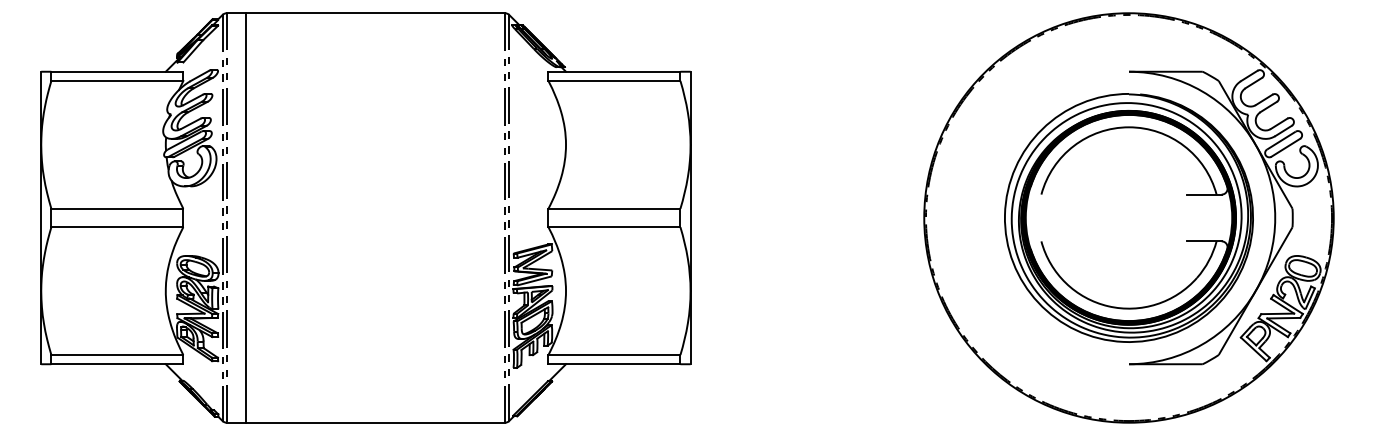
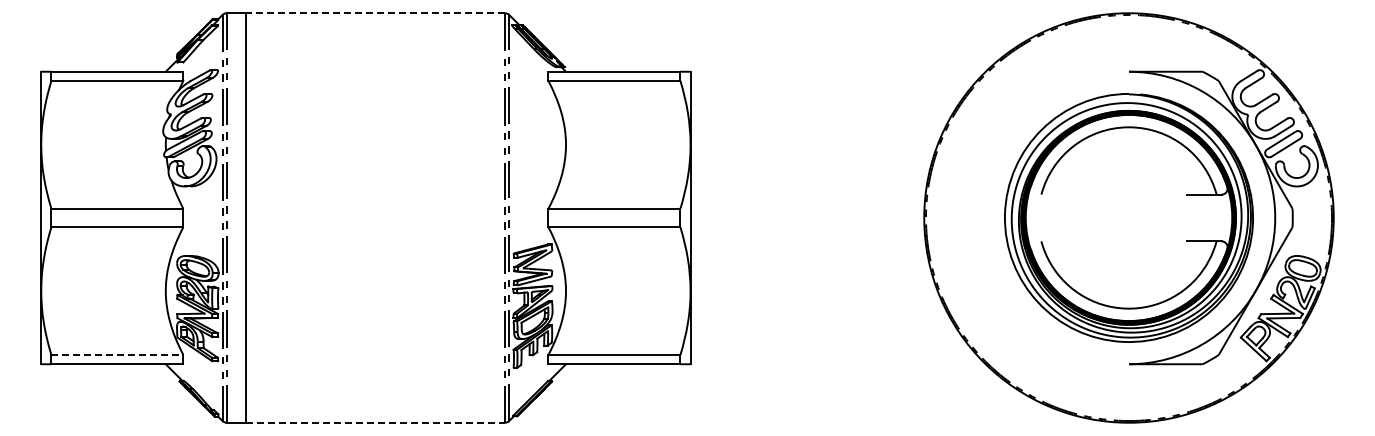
line: solid -> dashed (375, 13)
line: solid -> dashed (117, 355)
line: solid -> dashed (375, 422)
